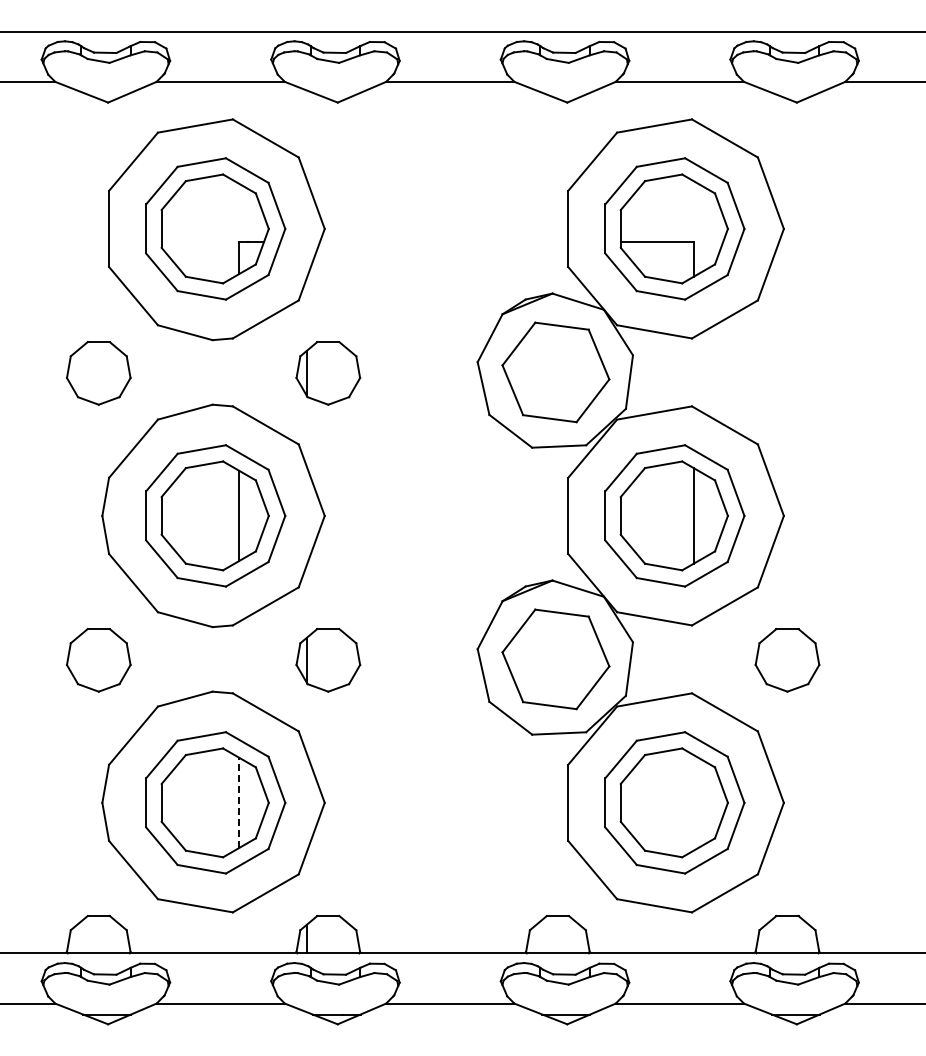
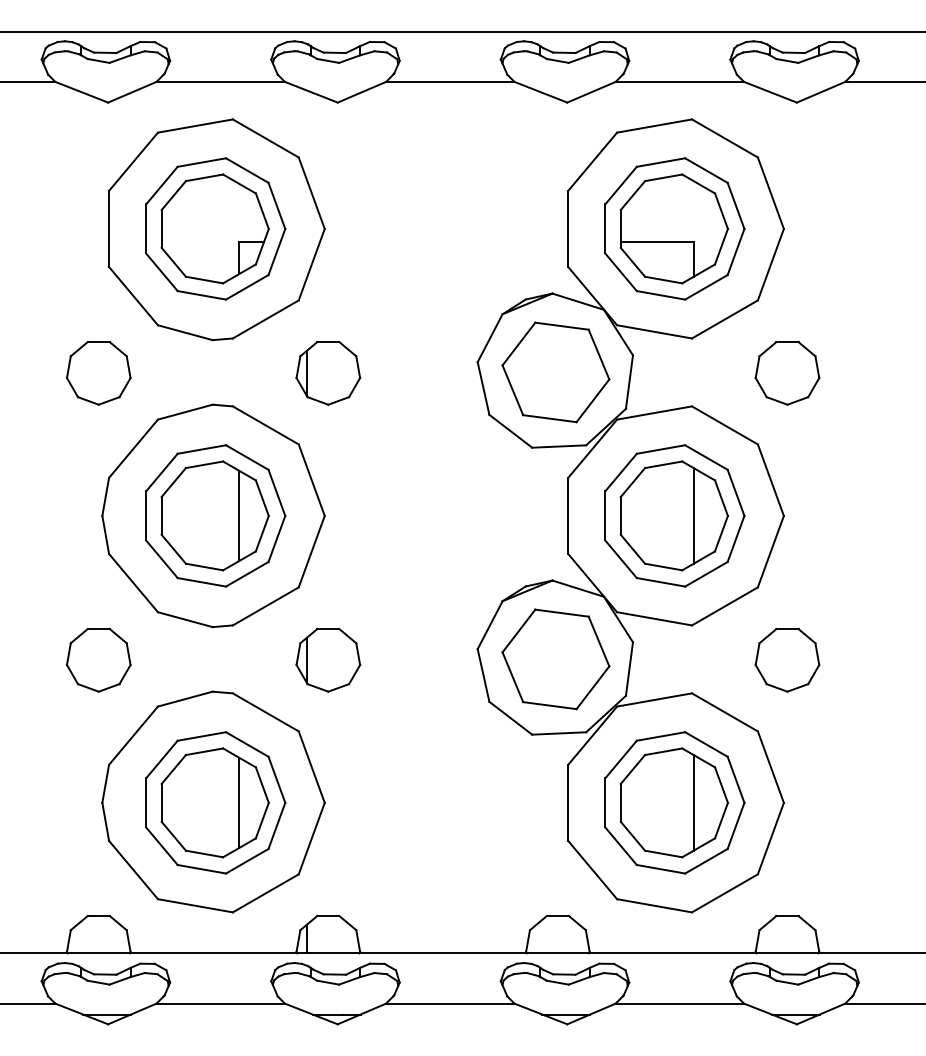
part: none -> present (787, 373)
line: dashed -> solid (238, 802)
line: none -> present (693, 802)
